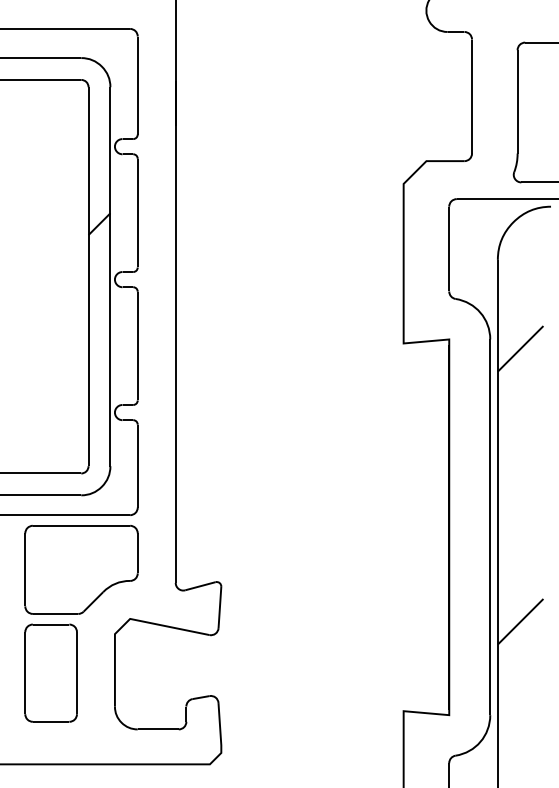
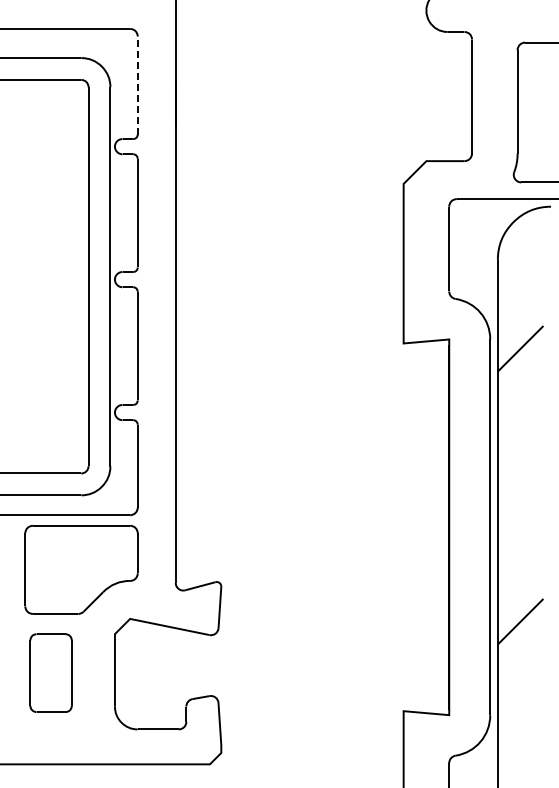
line: solid -> dashed (137, 85)
hatch: present -> none (99, 224)
part size: 54x100 px -> 44x80 px (50, 672)
